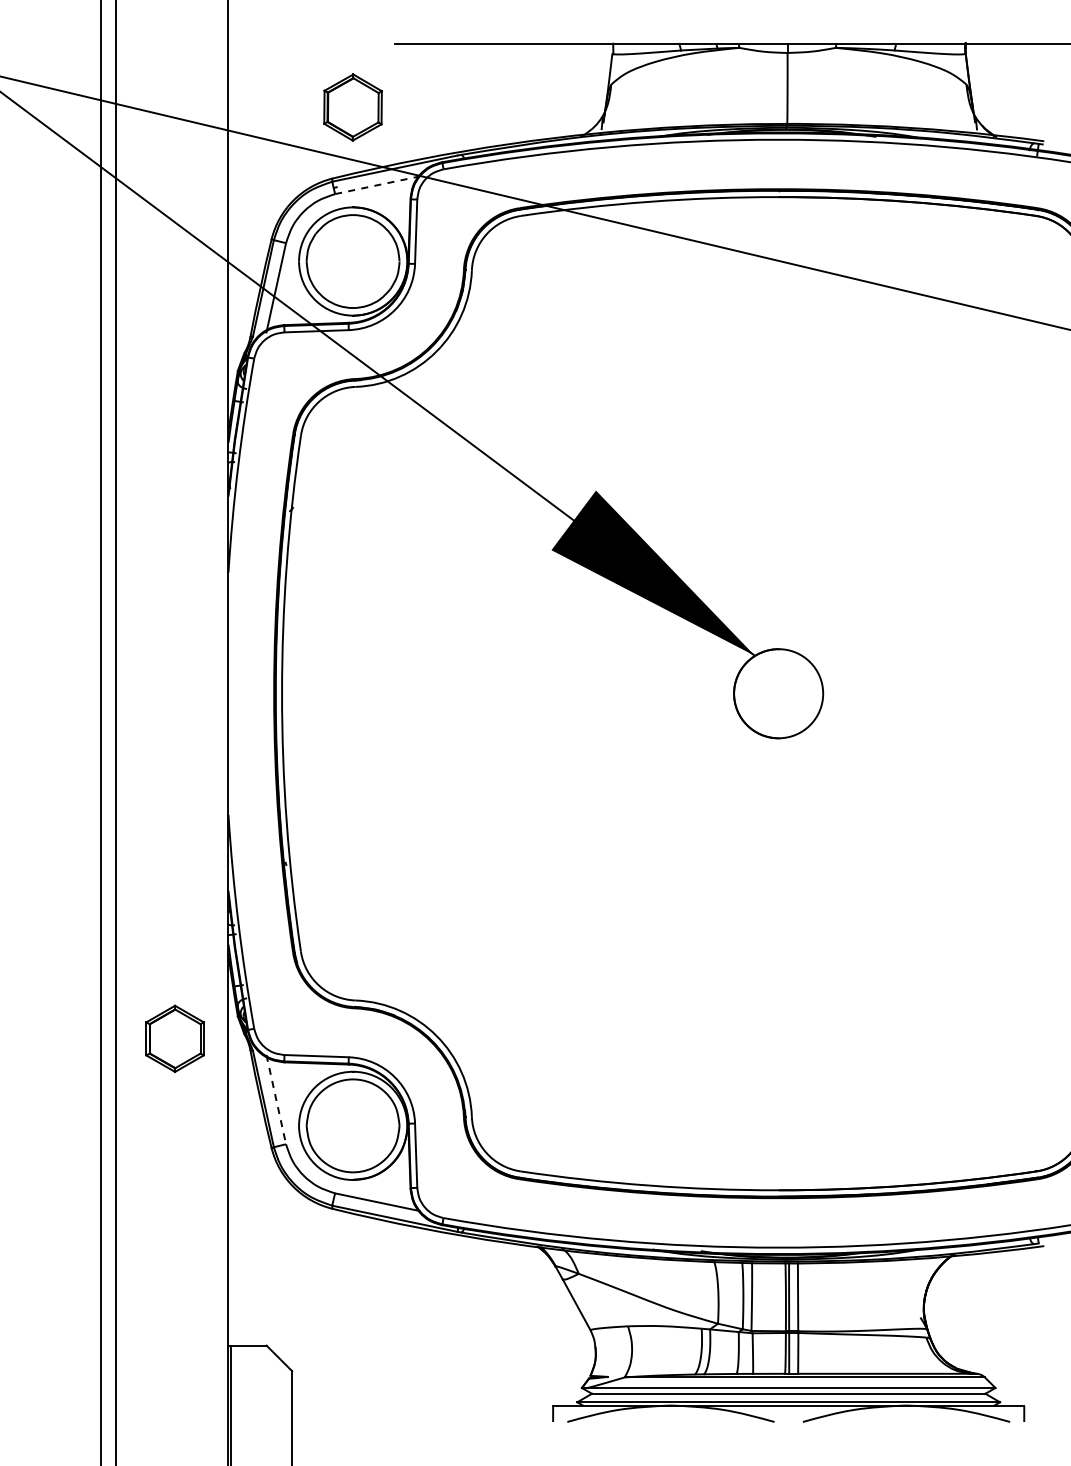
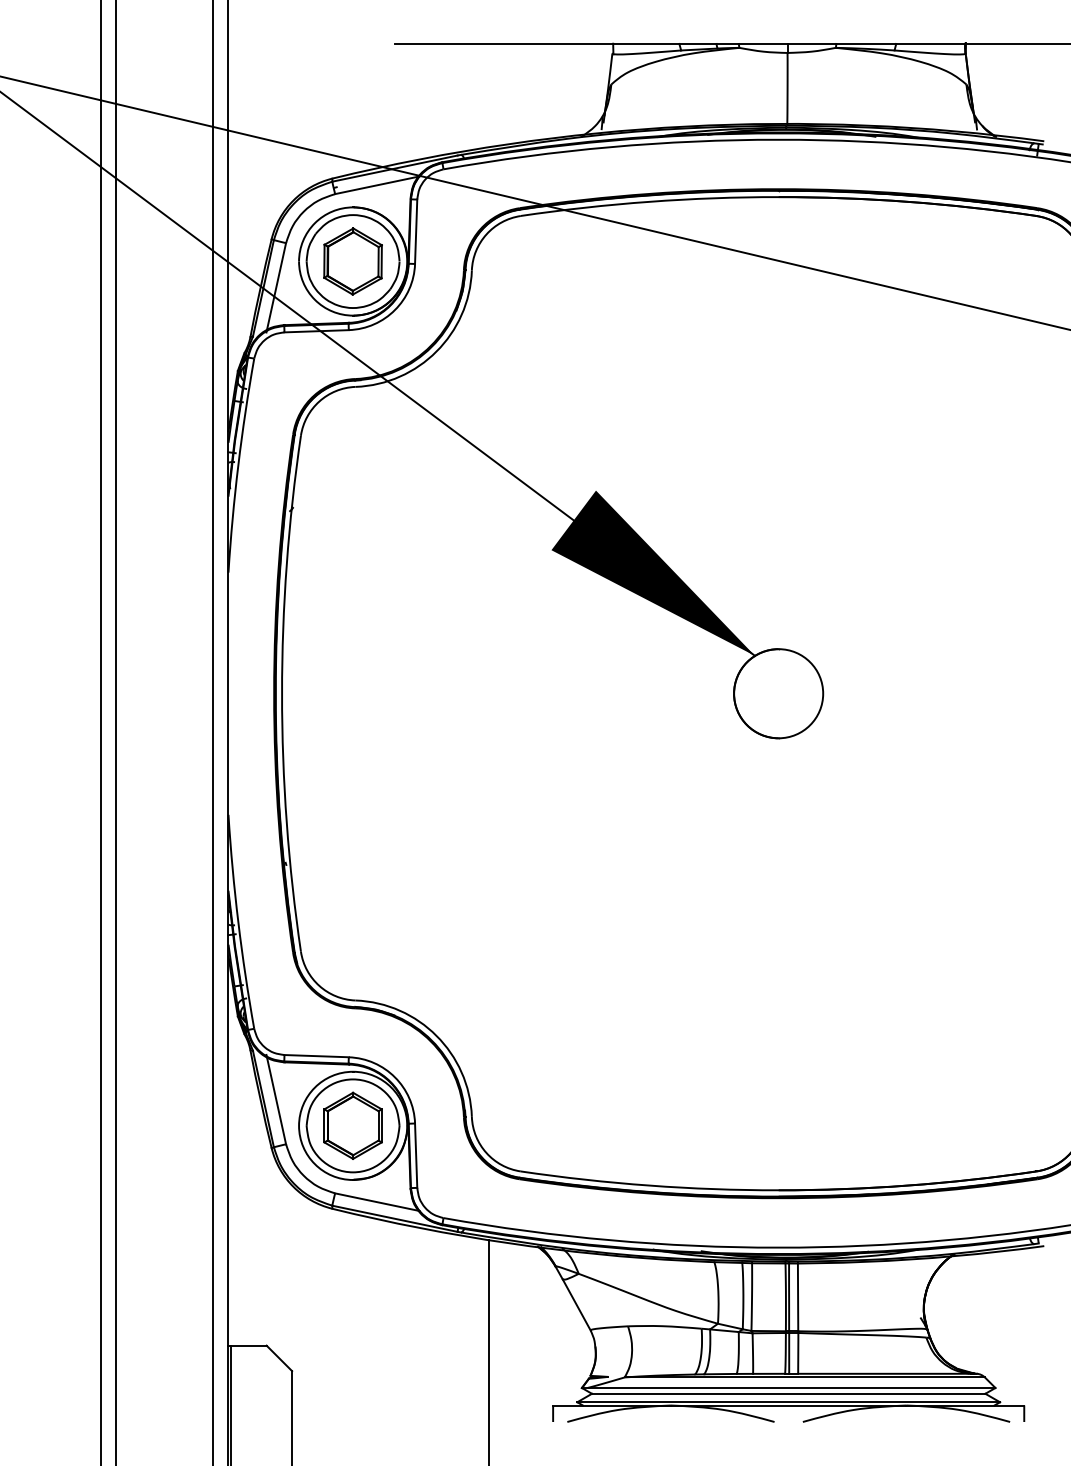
part position: (352, 107) -> (352, 261) (352, 261)
line: dashed -> solid (377, 185)
line: none -> present (213, 732)
part position: (174, 1038) -> (352, 1125) (352, 1125)
line: dashed -> solid (276, 1099)
line: none -> present (489, 1351)
